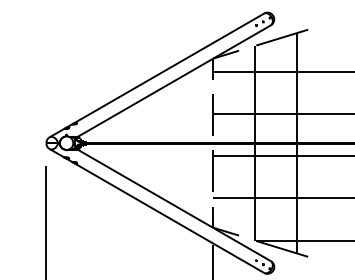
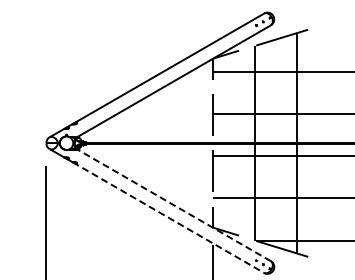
line: solid -> dashed (173, 205)
line: solid -> dashed (168, 217)
